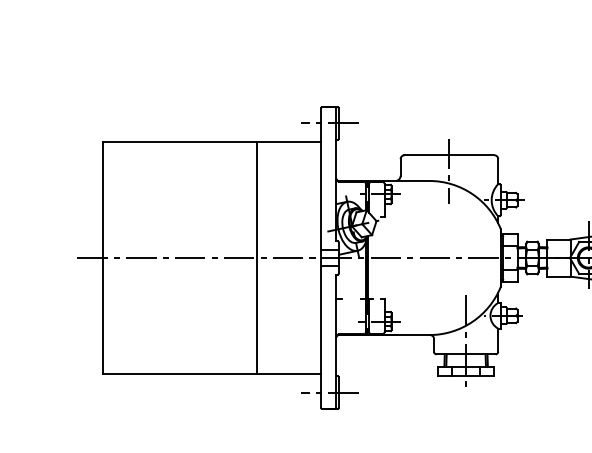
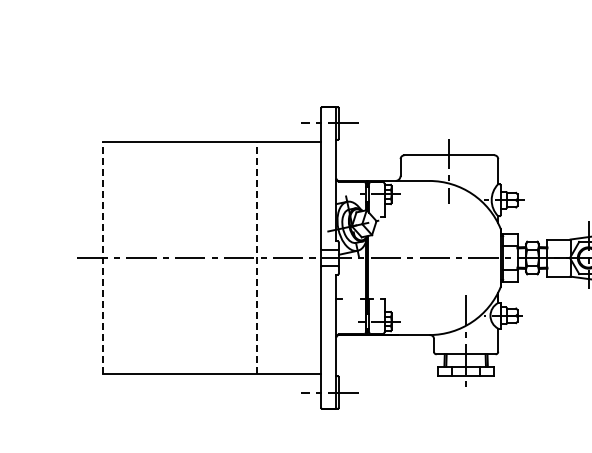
line: solid -> dashed (102, 258)
line: solid -> dashed (256, 258)
